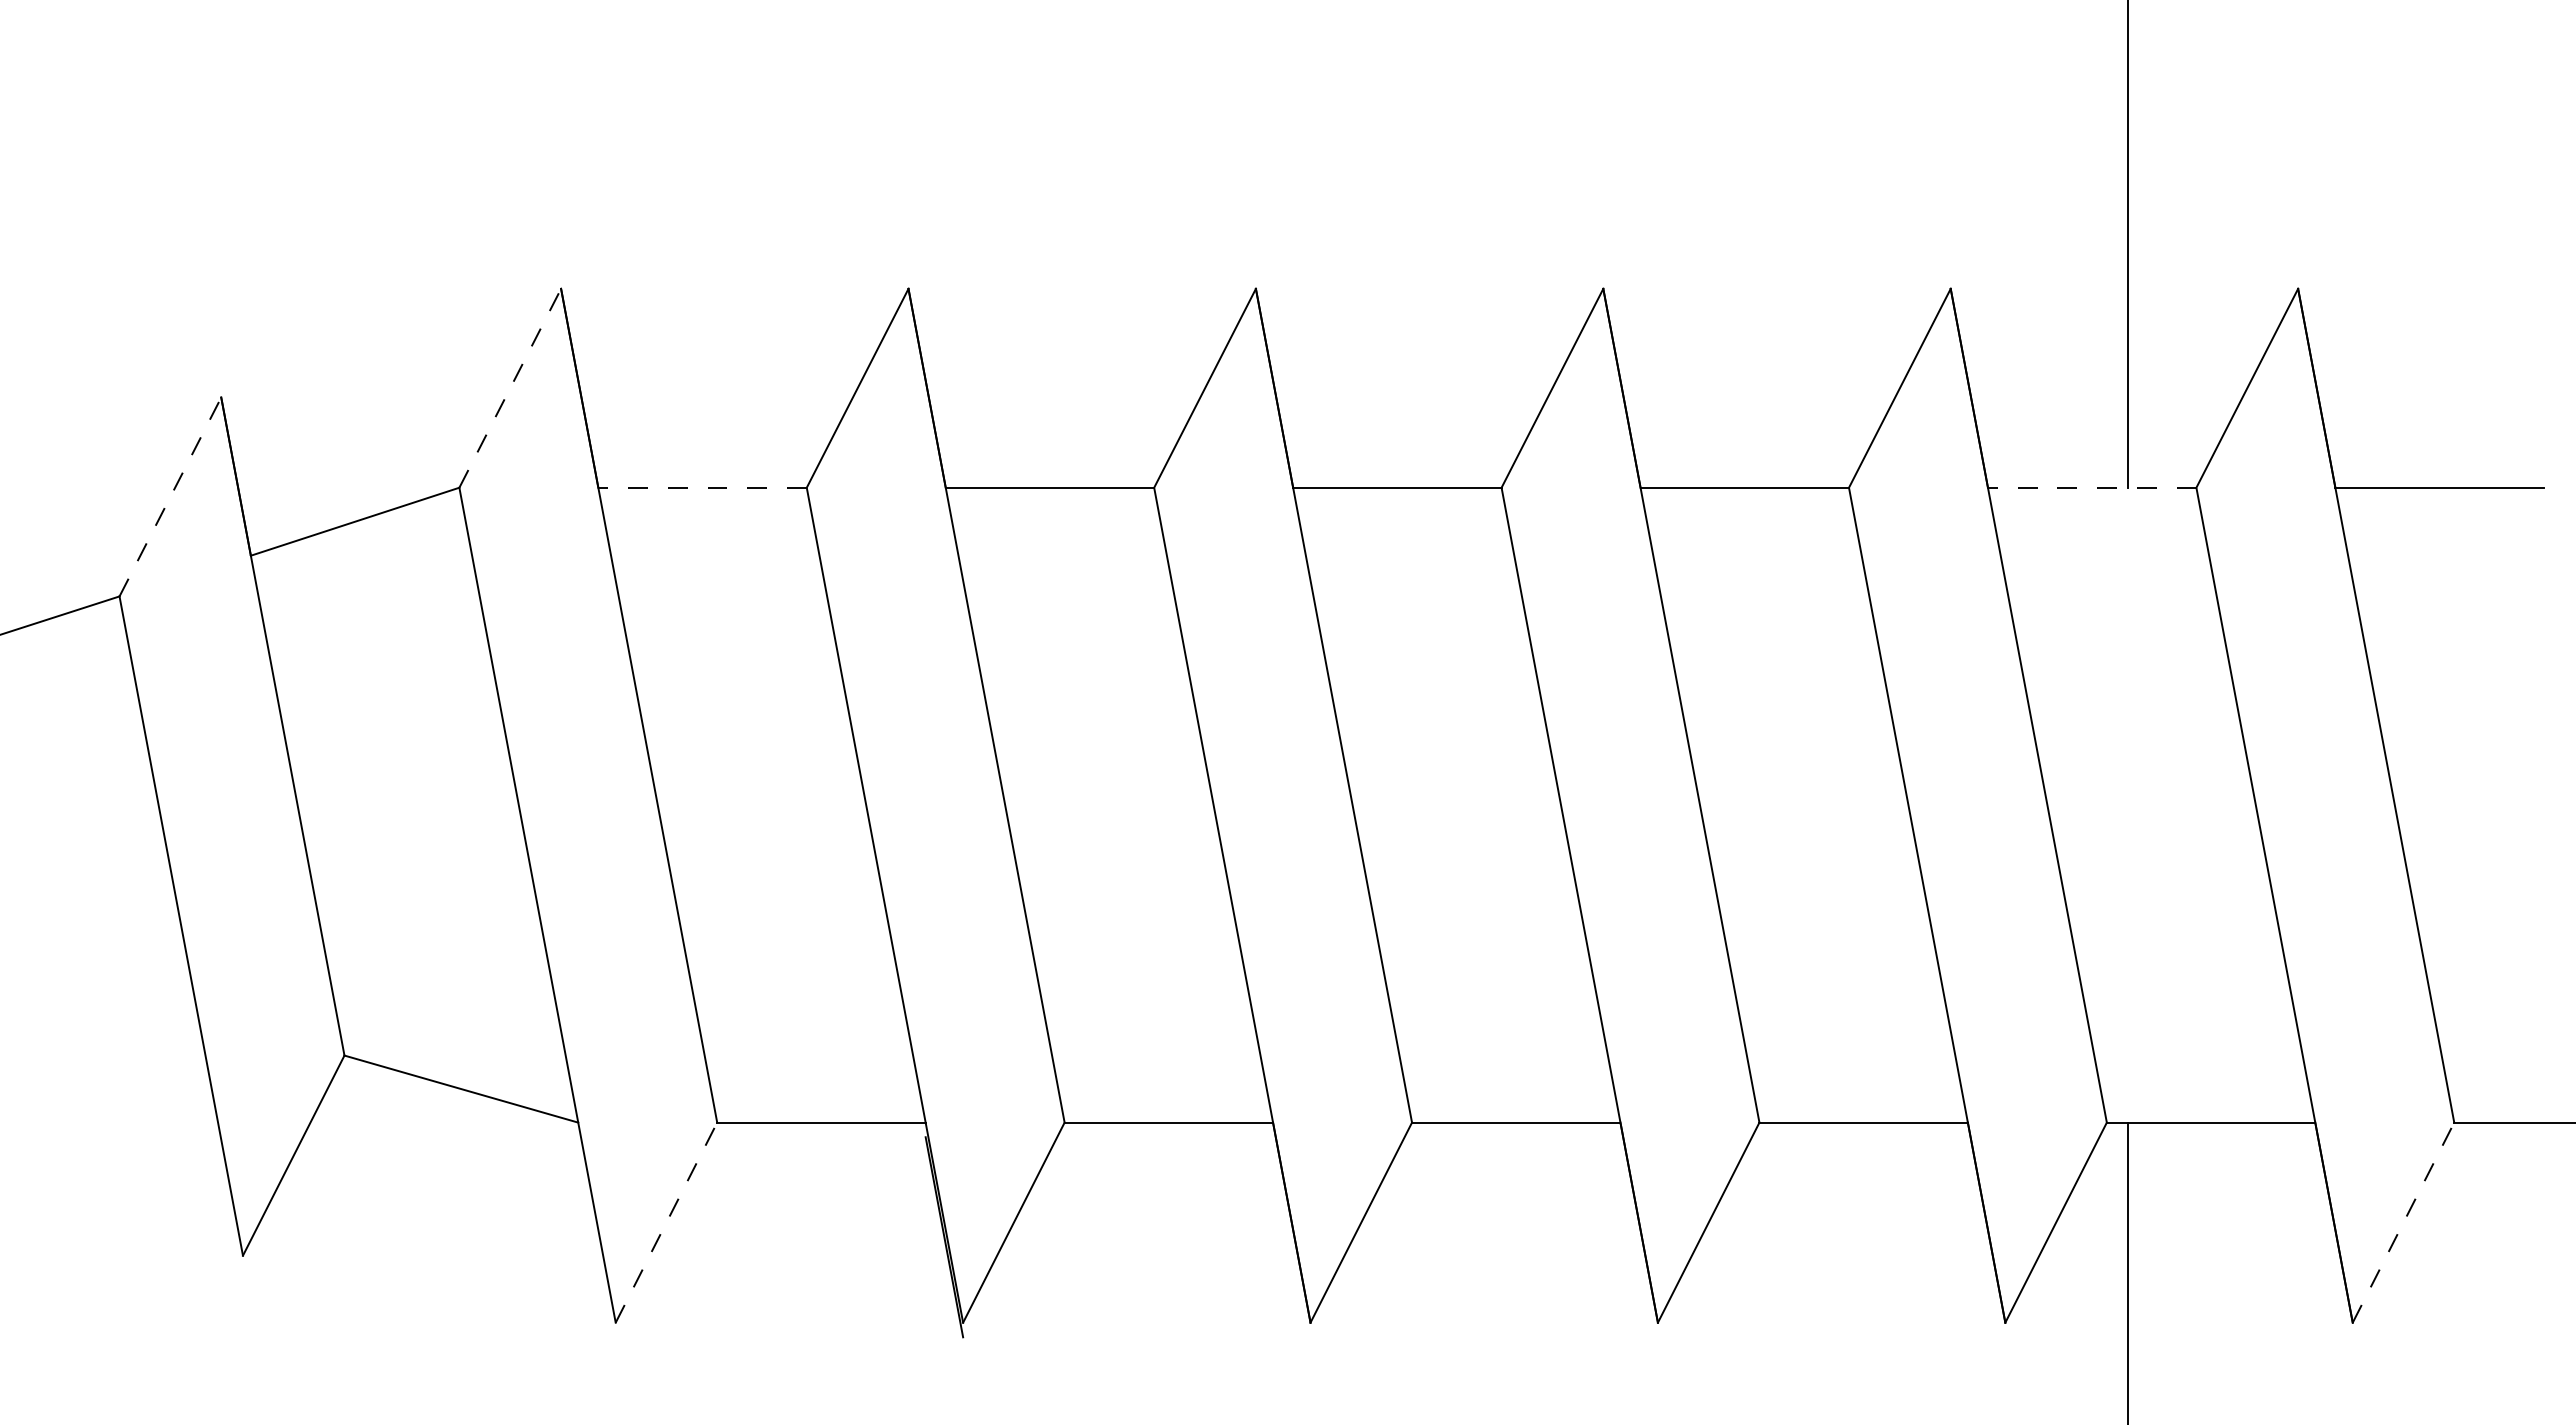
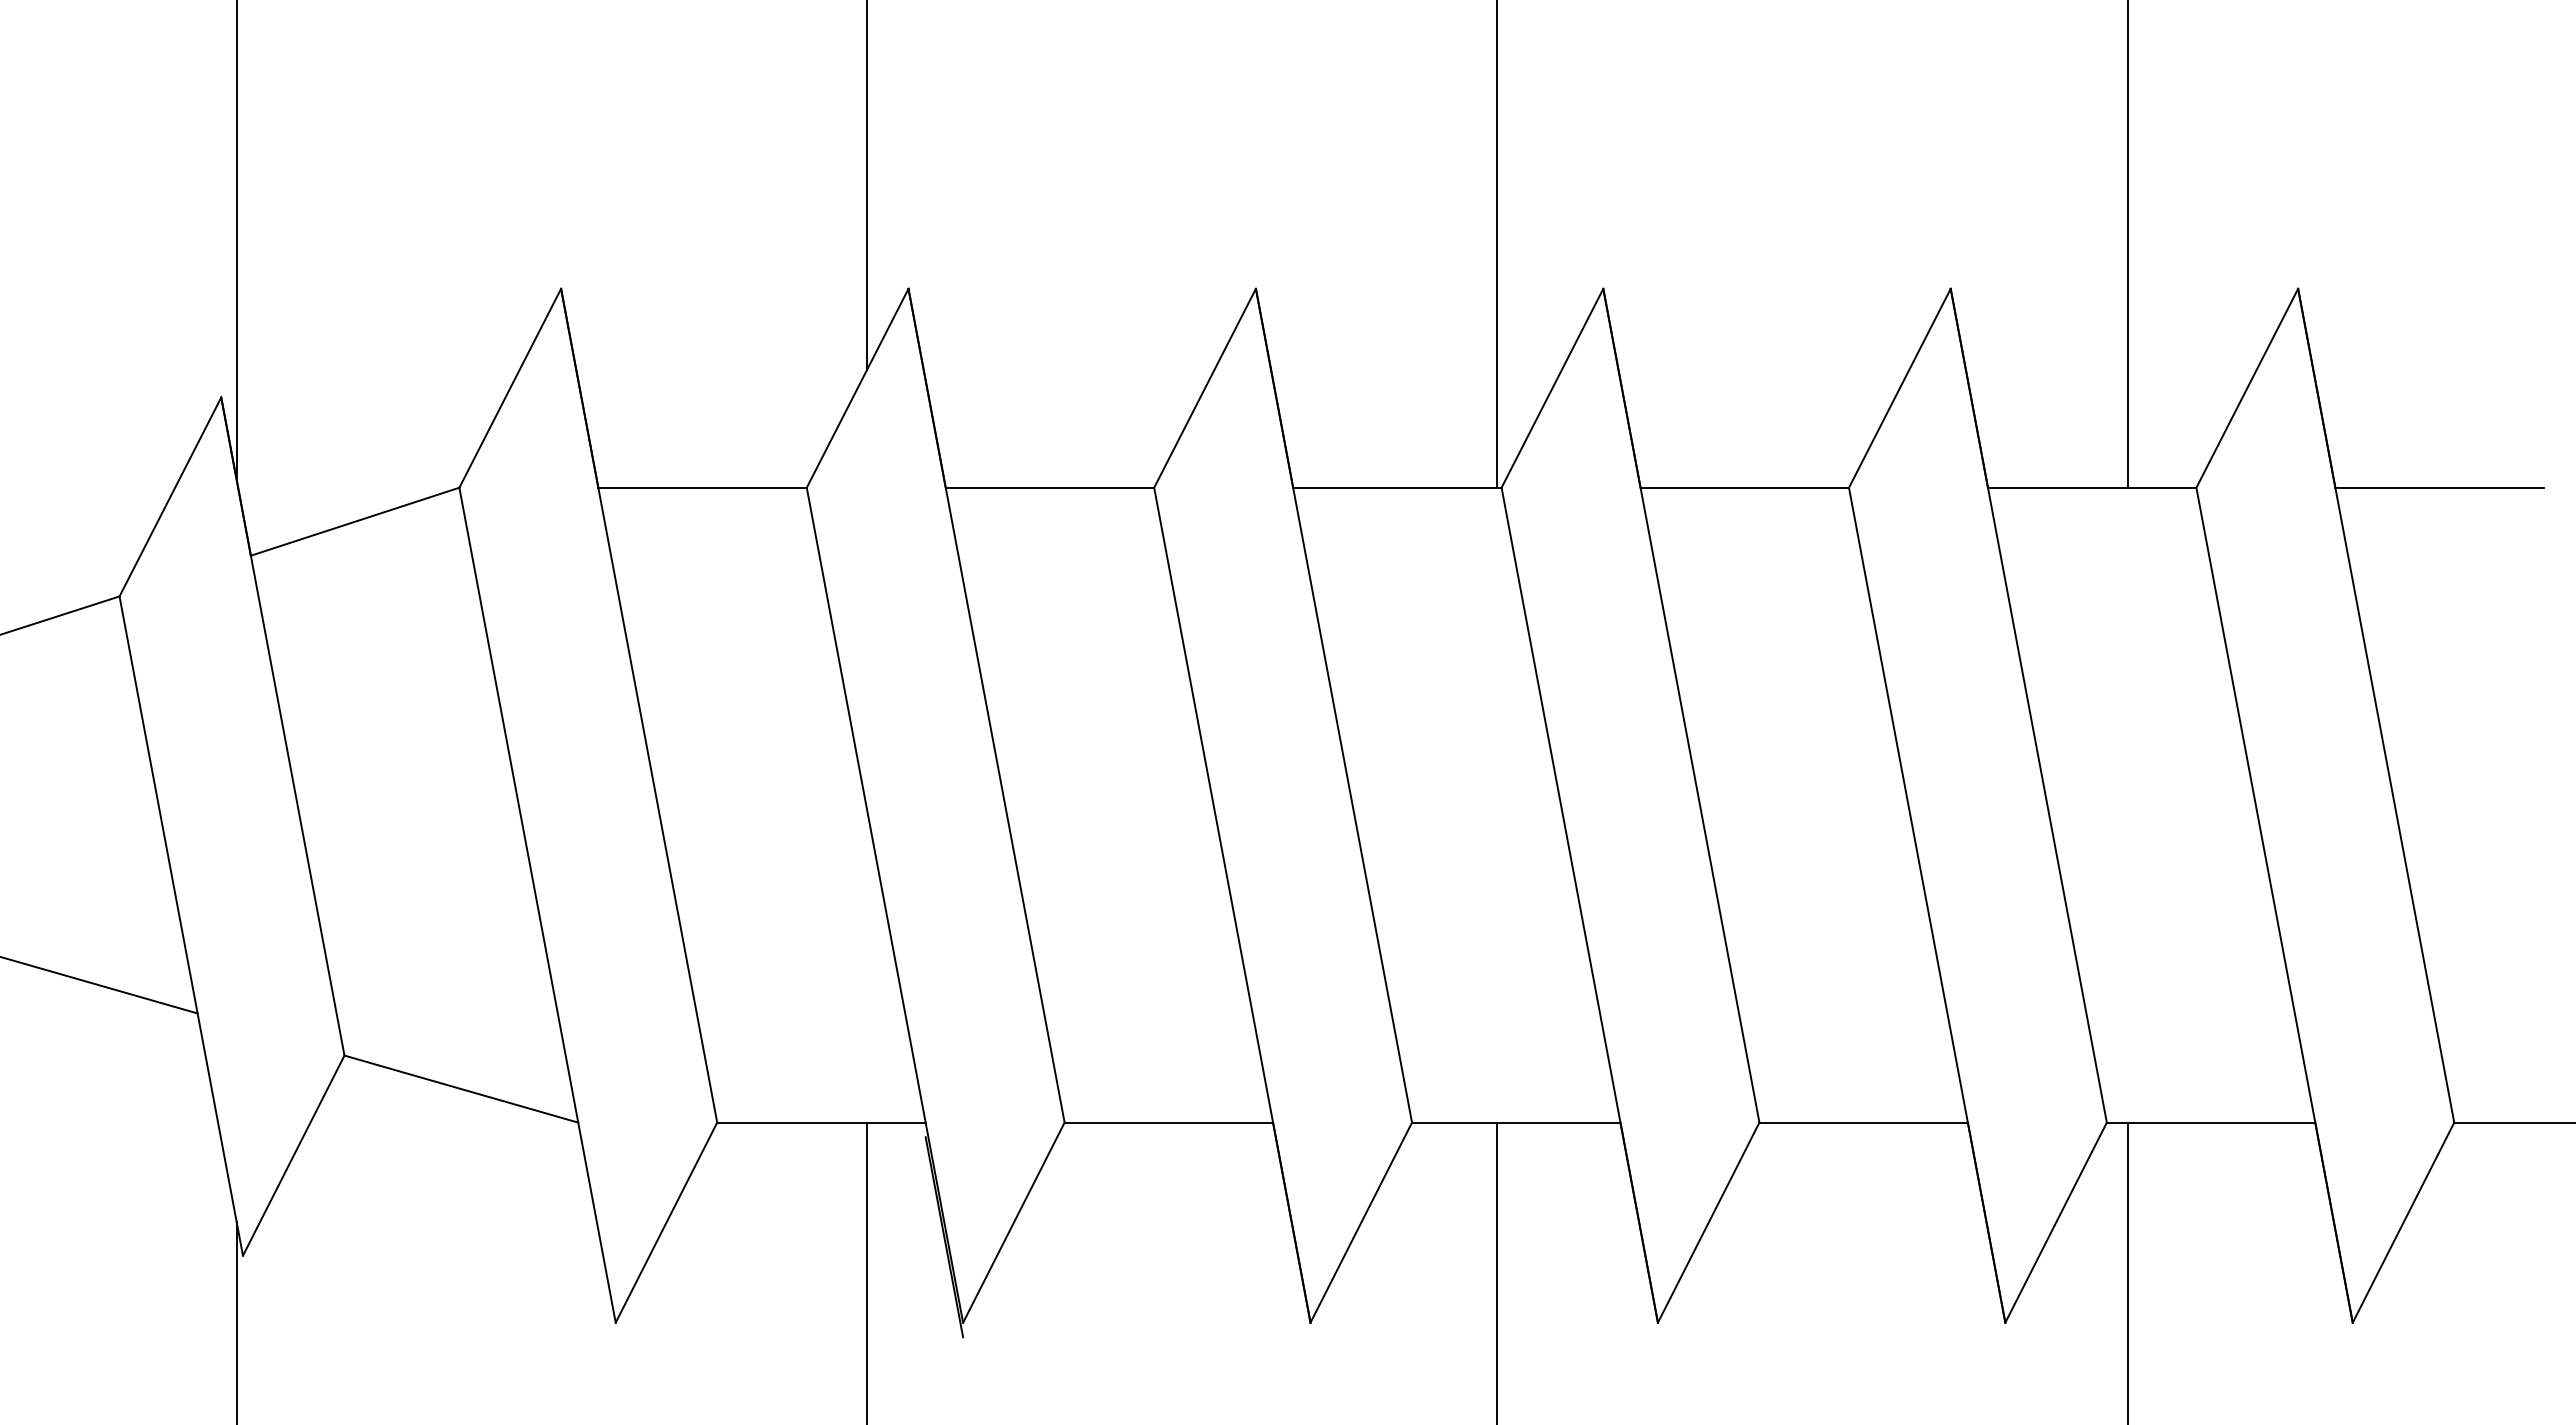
line: none -> present (867, 185)
line: none -> present (236, 241)
line: none -> present (1497, 244)
line: dashed -> solid (510, 388)
line: dashed -> solid (702, 487)
line: dashed -> solid (2091, 487)
line: dashed -> solid (170, 497)
line: none -> present (99, 985)
line: dashed -> solid (666, 1222)
line: dashed -> solid (2403, 1222)
line: none -> present (867, 1271)
line: none -> present (1497, 1271)
line: none -> present (236, 1321)
